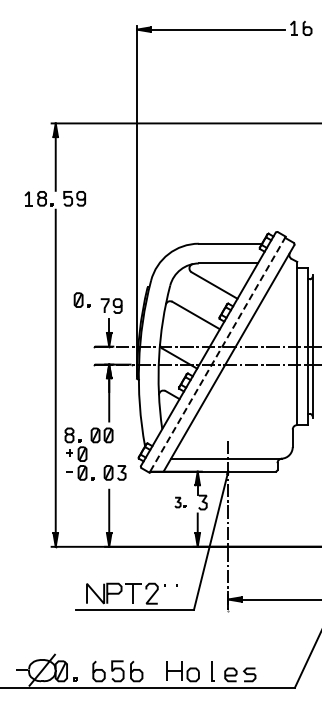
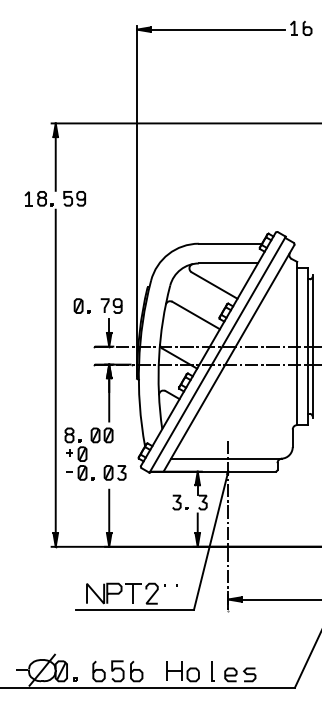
part position: (81, 299) -> (81, 305) (81, 305)
line: dashed -> solid (217, 355)
part size: 13x13 px -> 17x17 px (180, 502)
